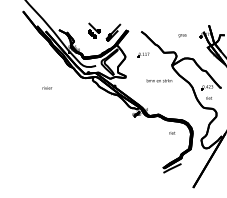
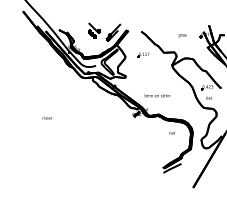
text position: (159, 80) -> (157, 95) (157, 95)
text position: (47, 87) -> (47, 117) (47, 117)
